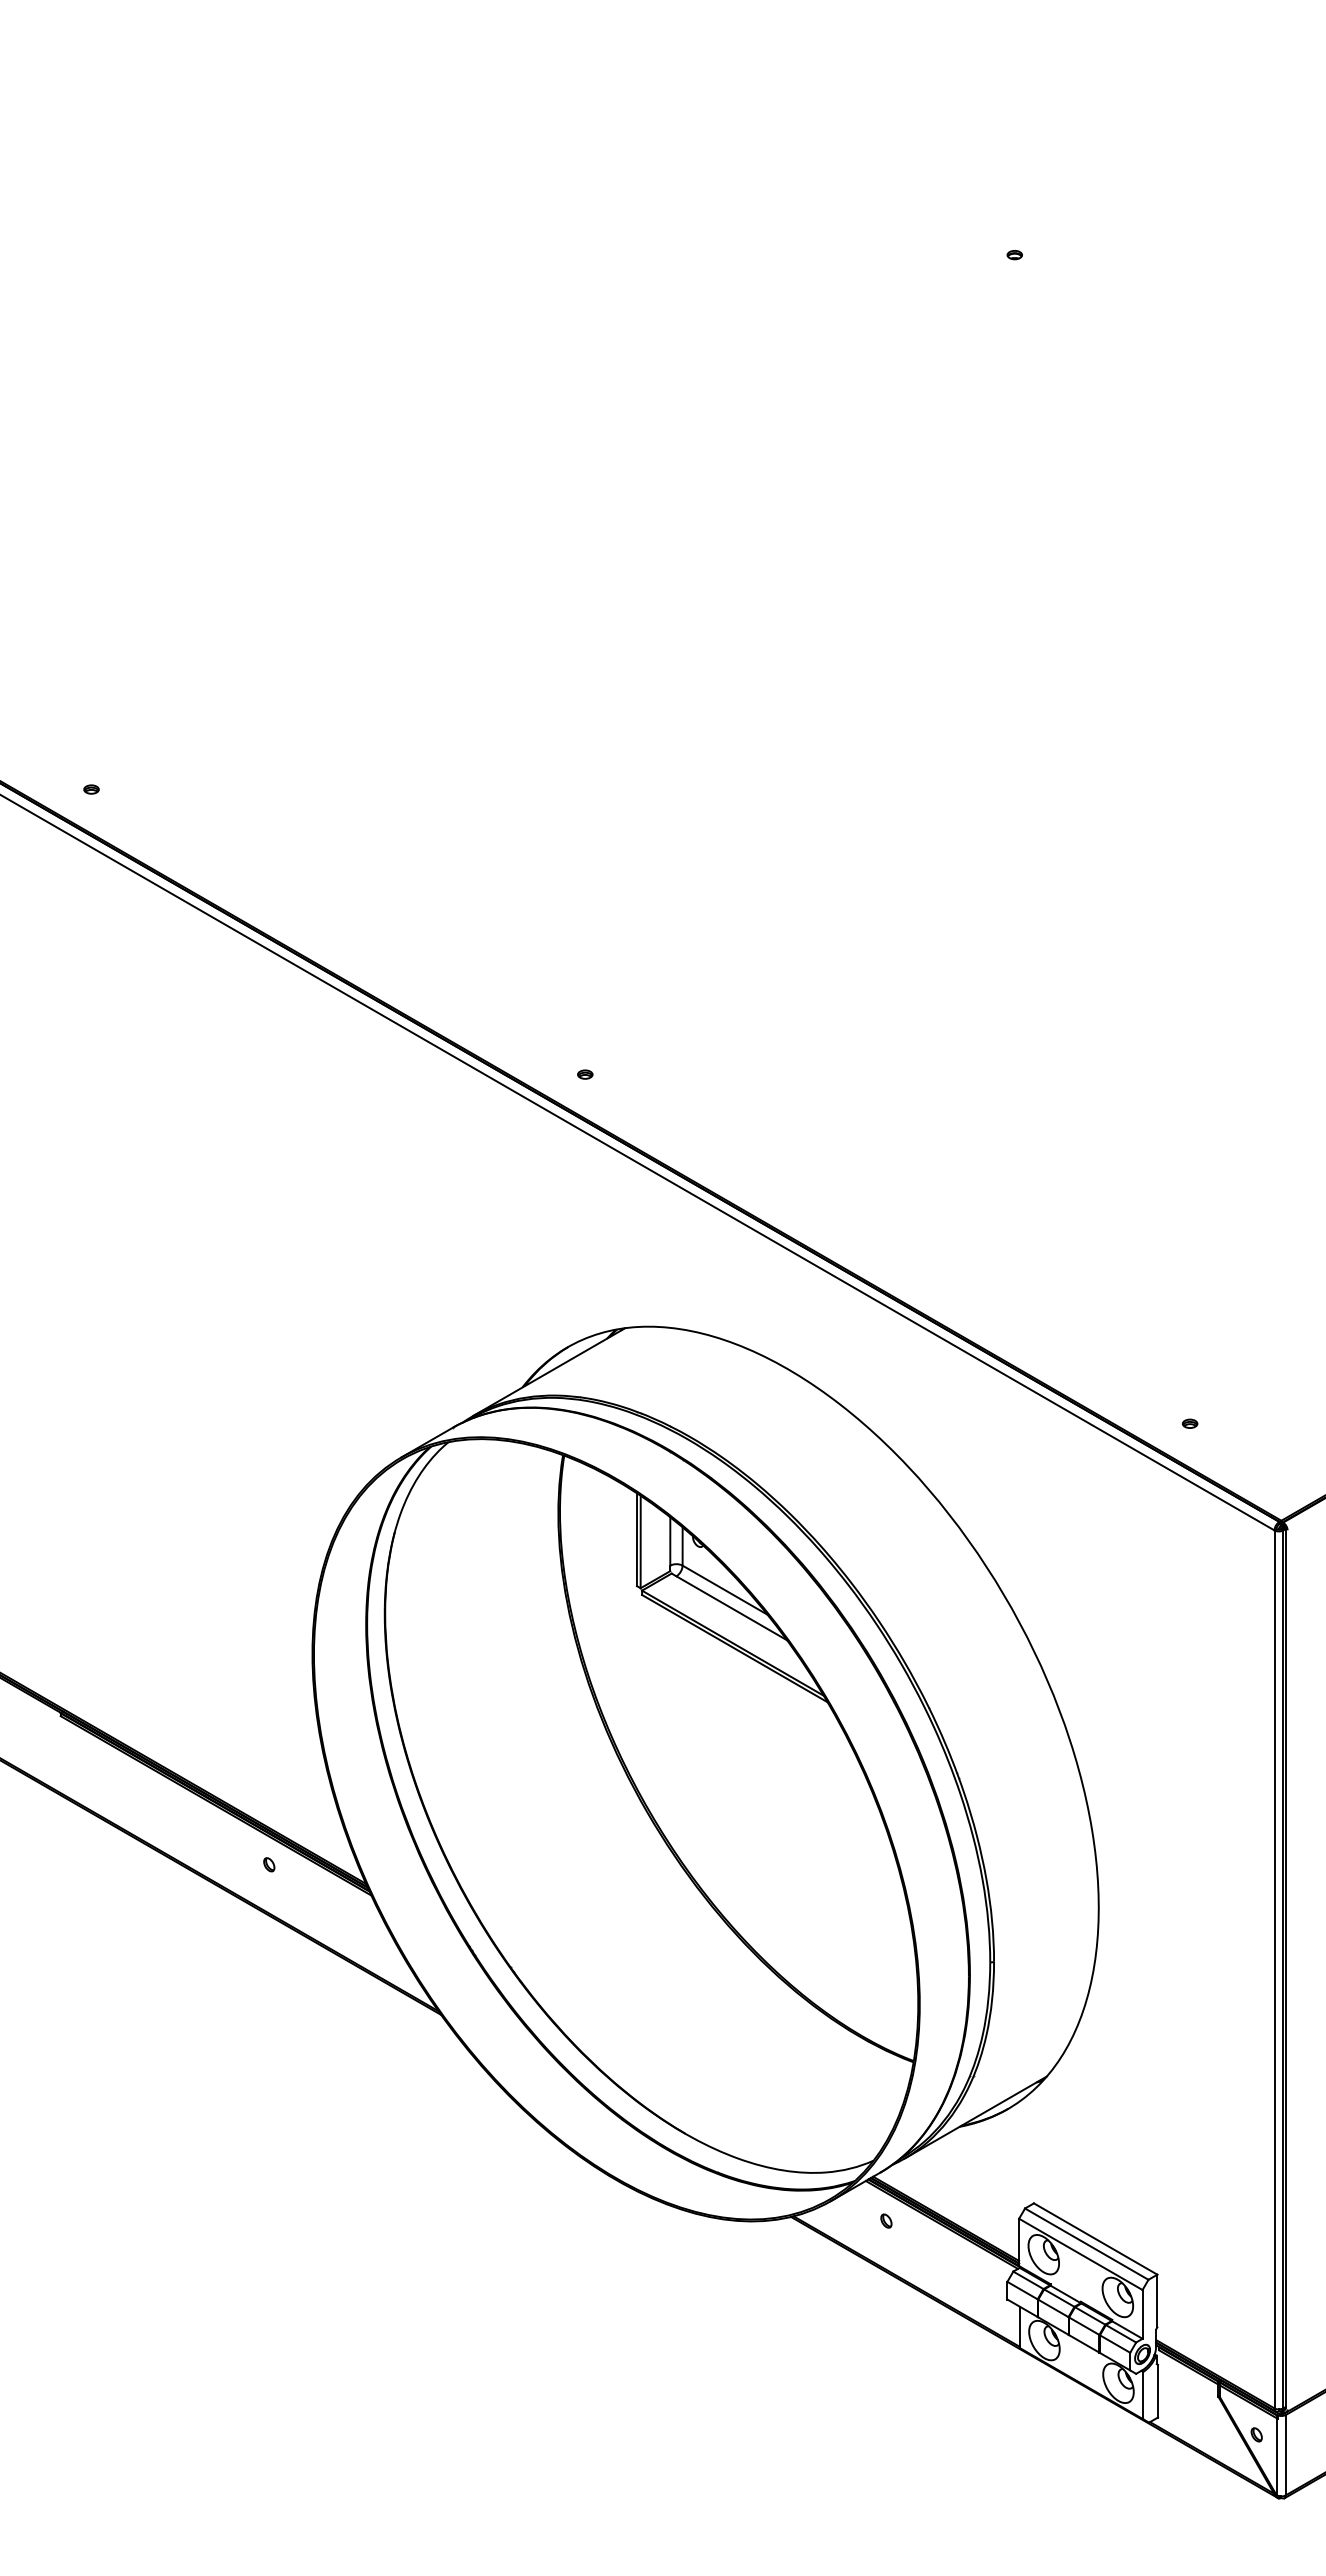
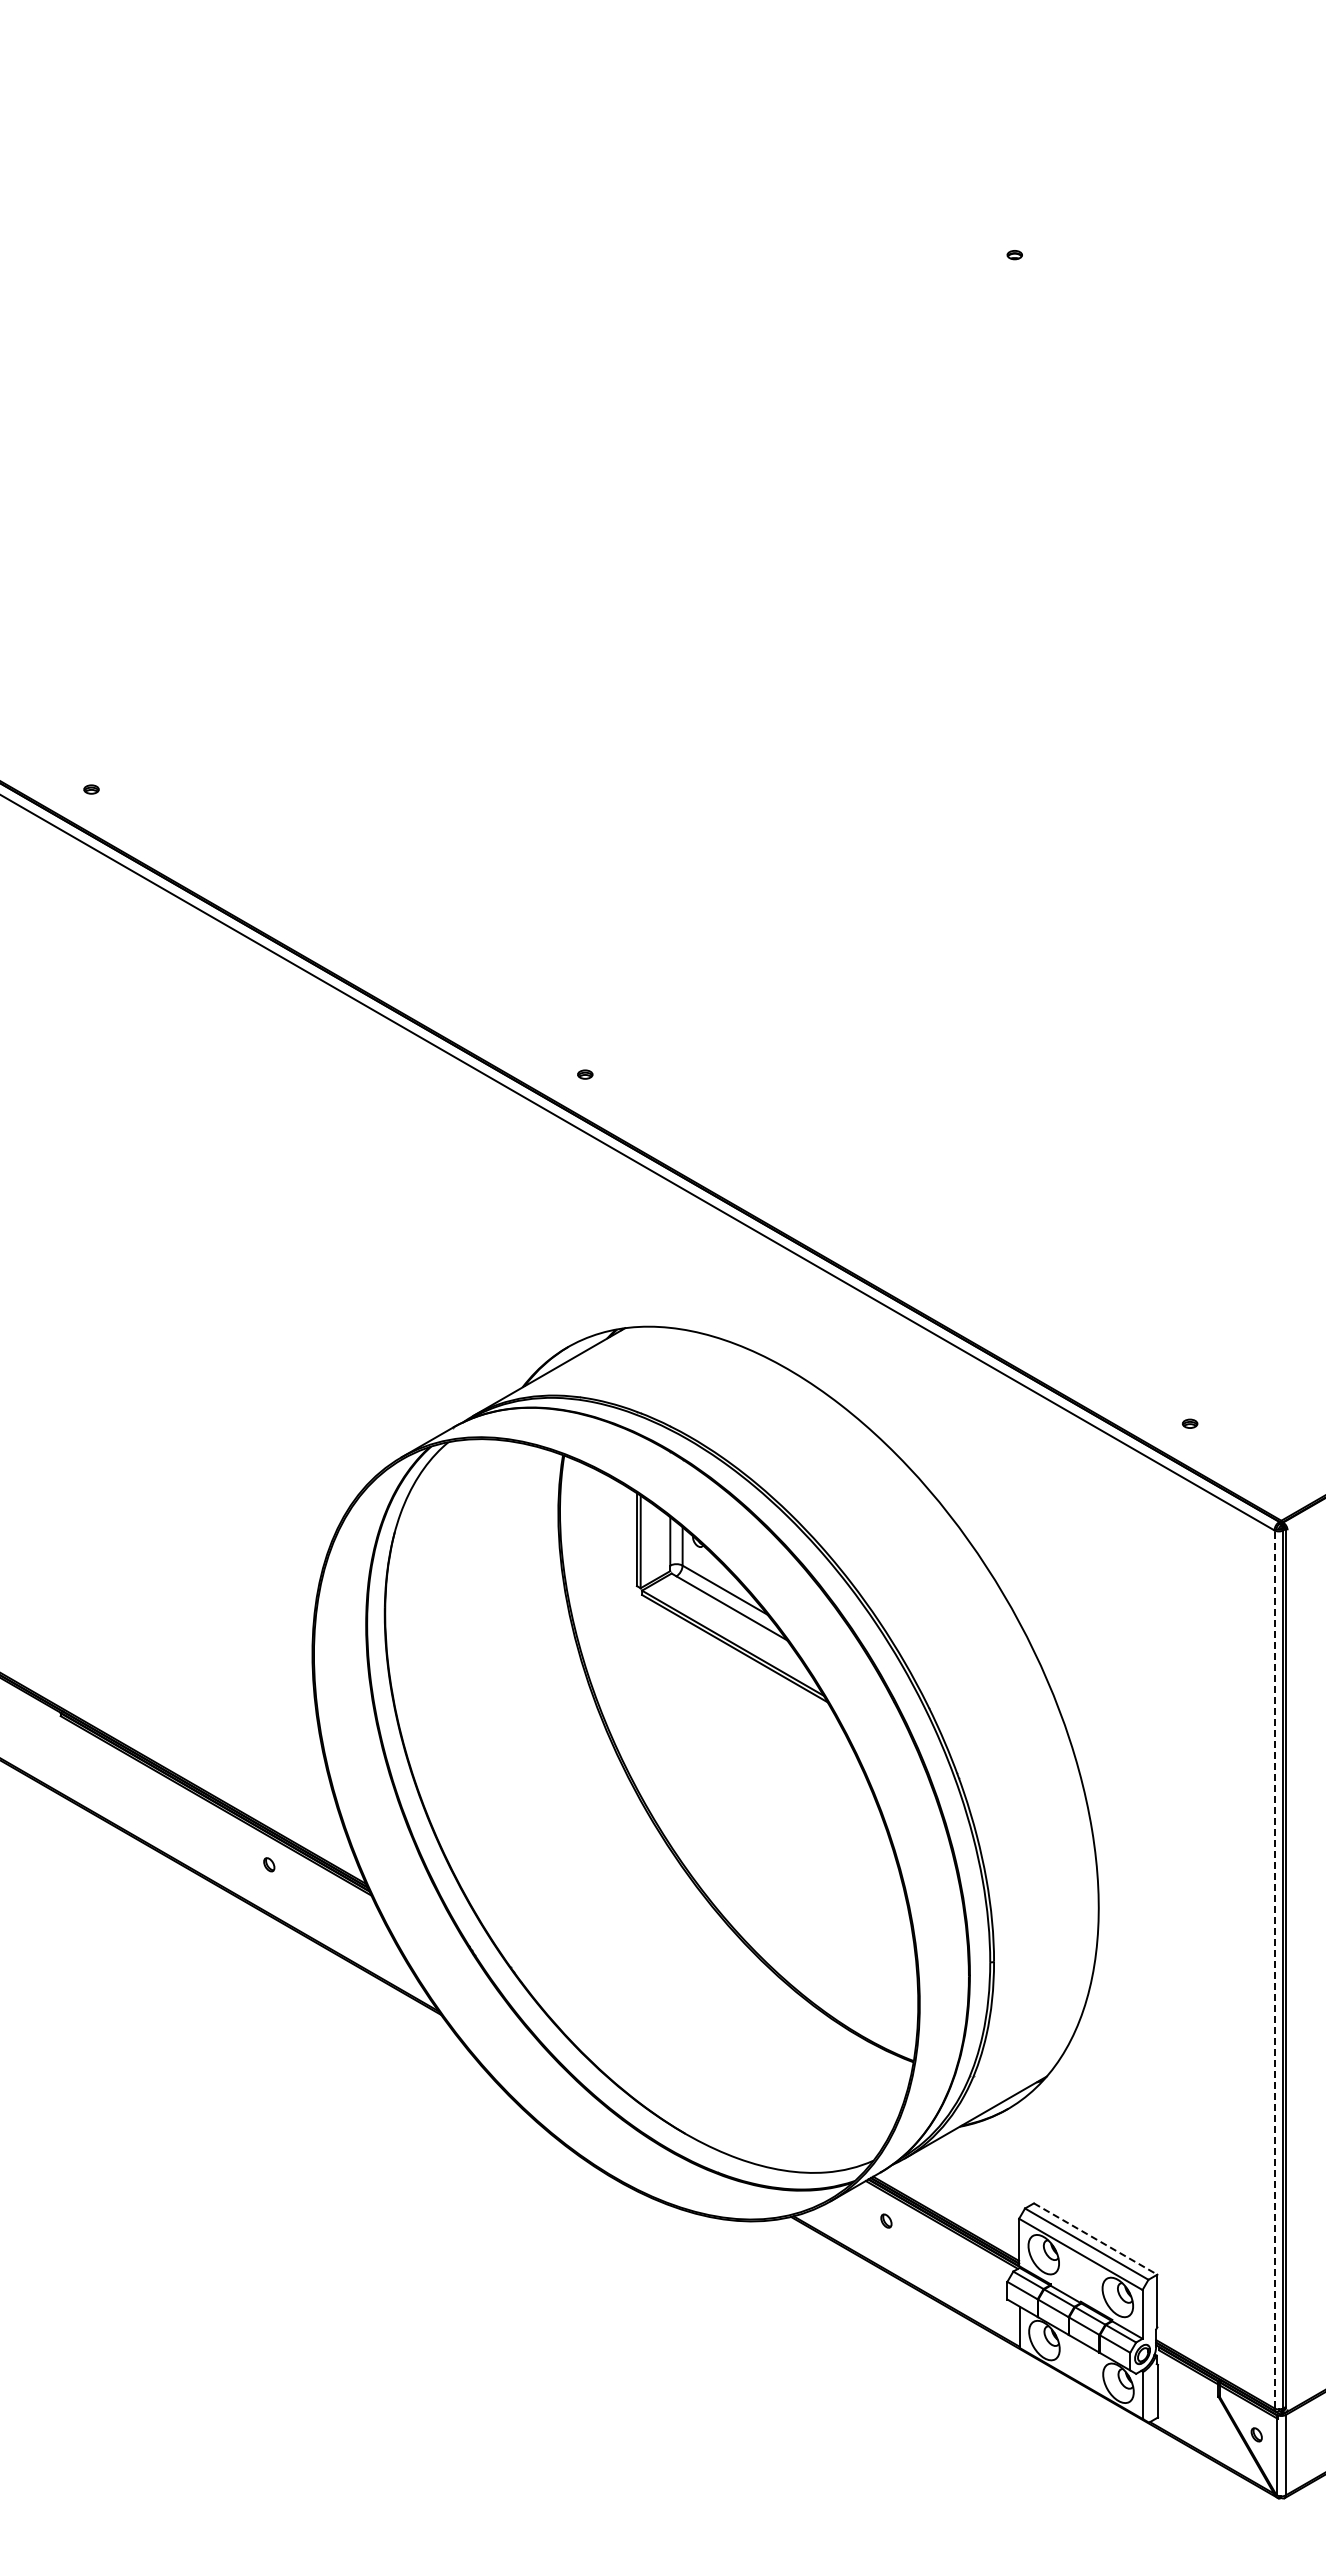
line: solid -> dashed (1274, 1969)
line: solid -> dashed (1096, 2239)
